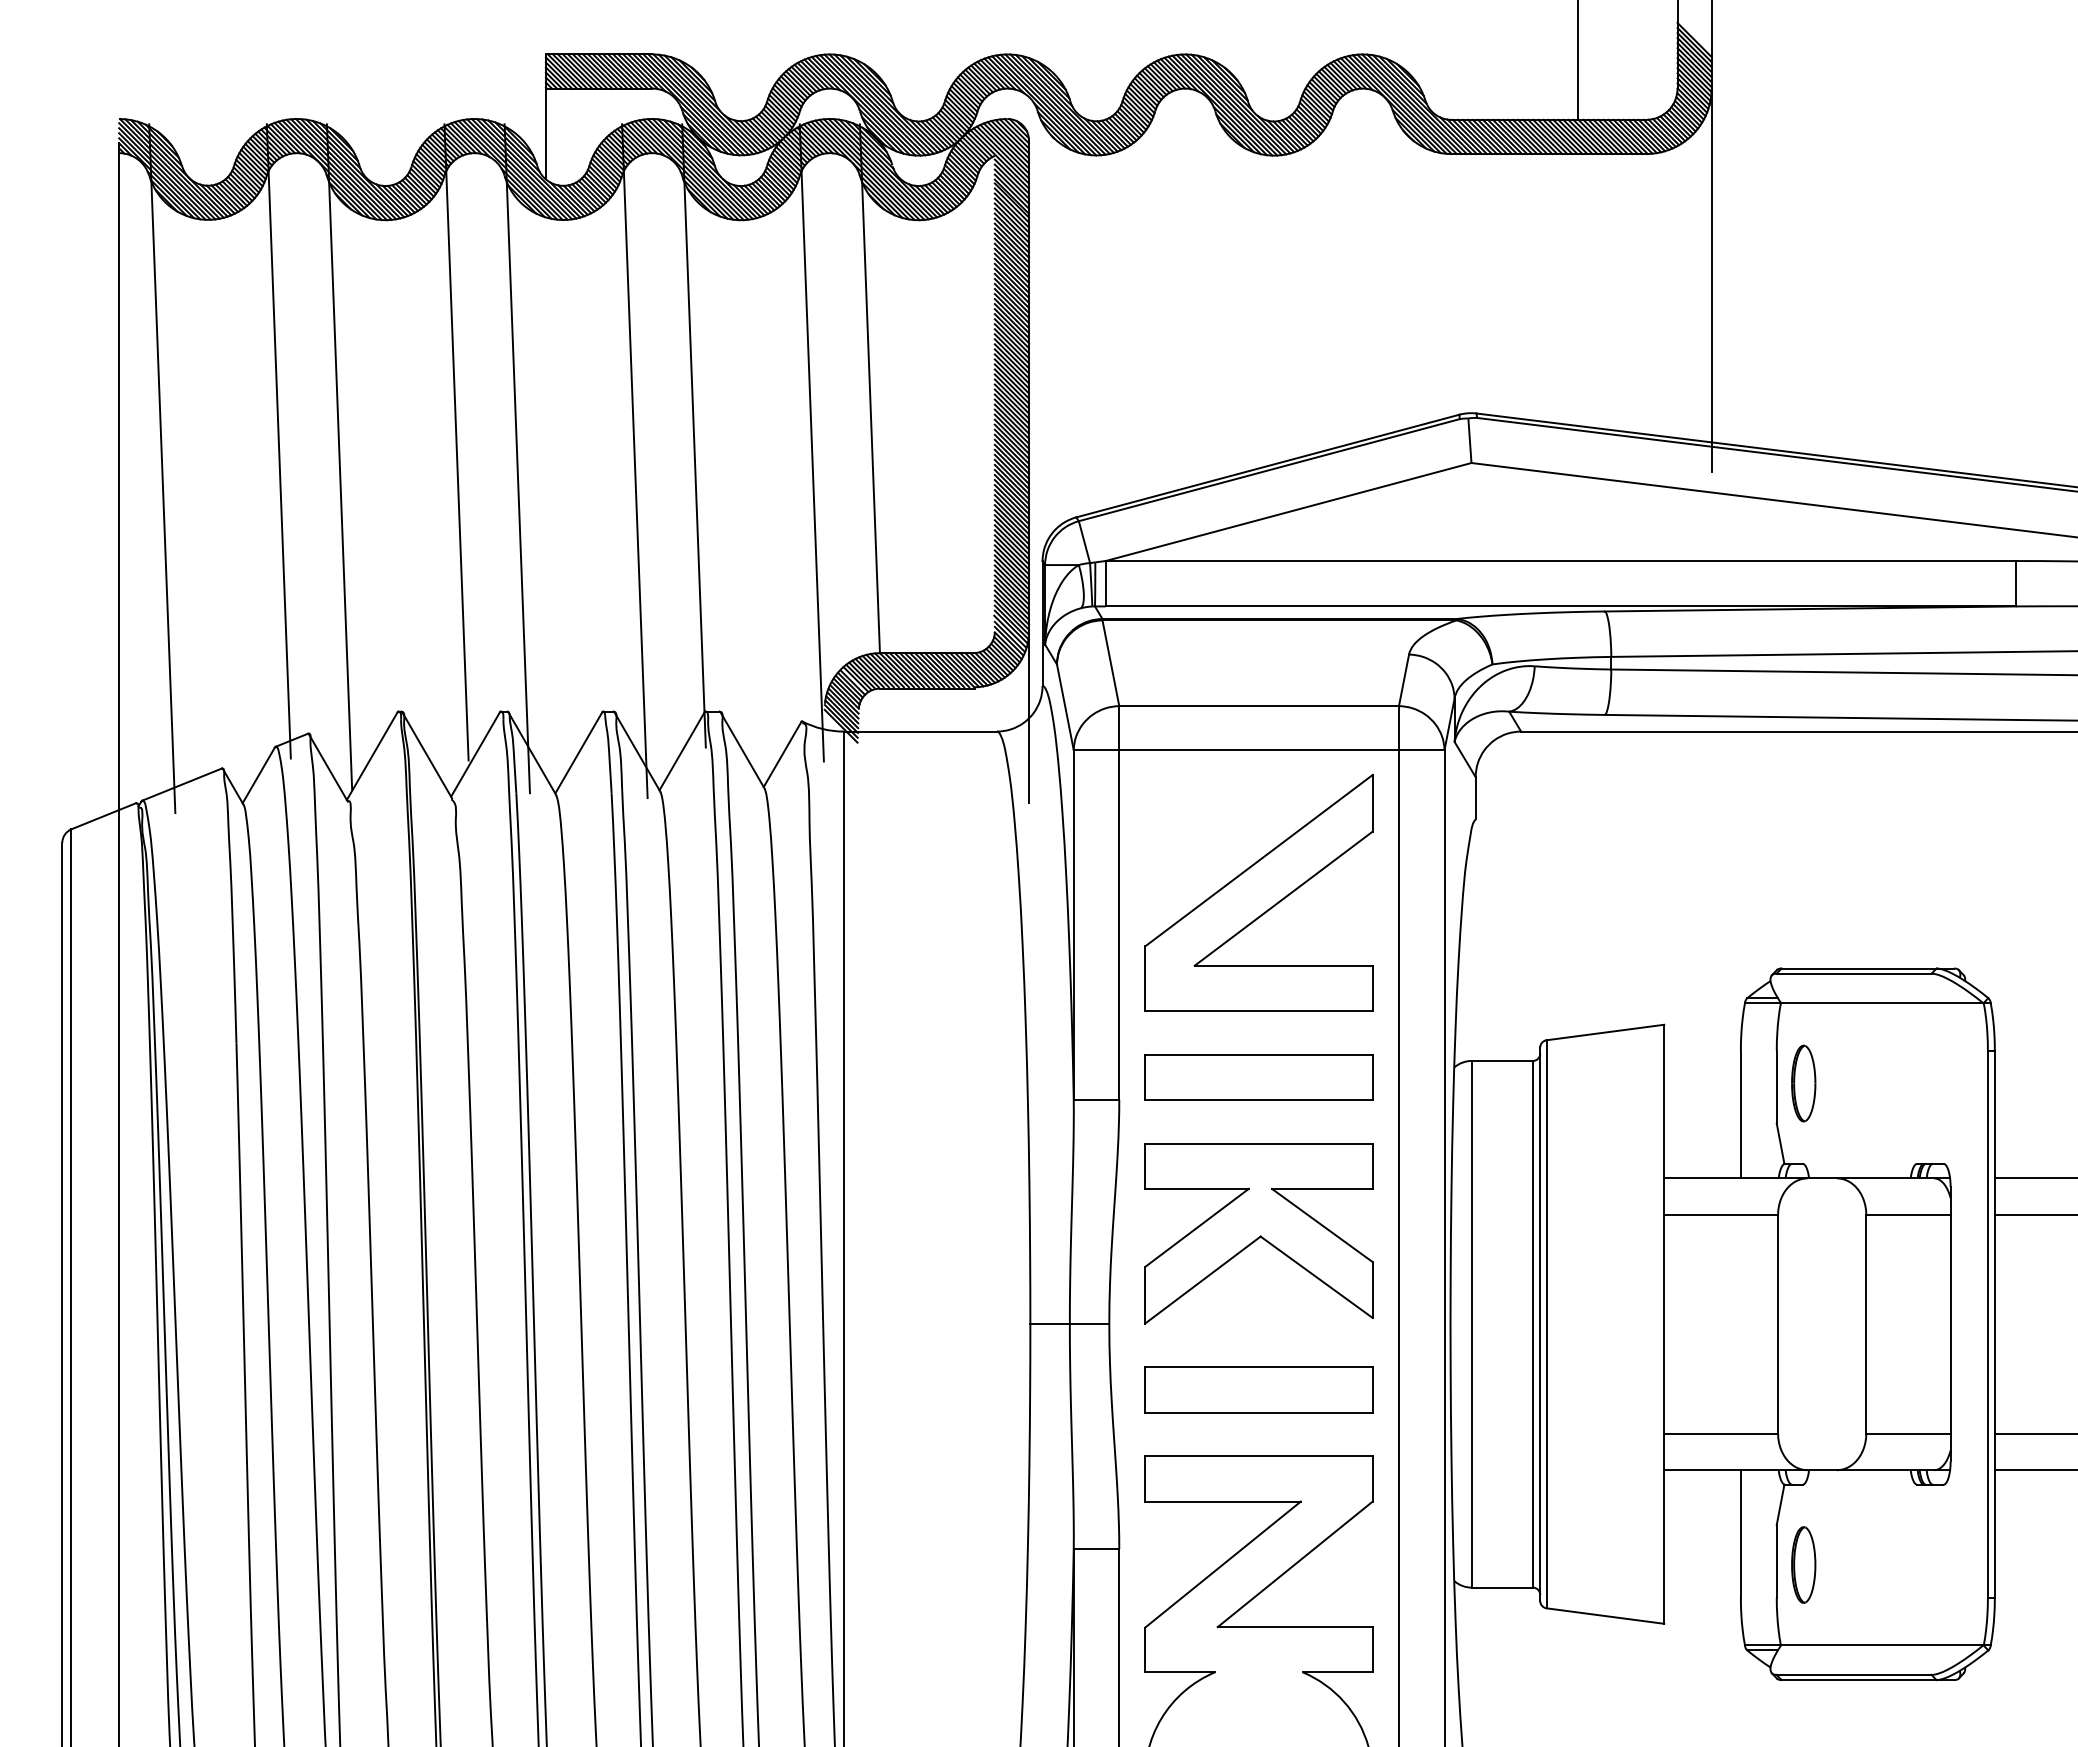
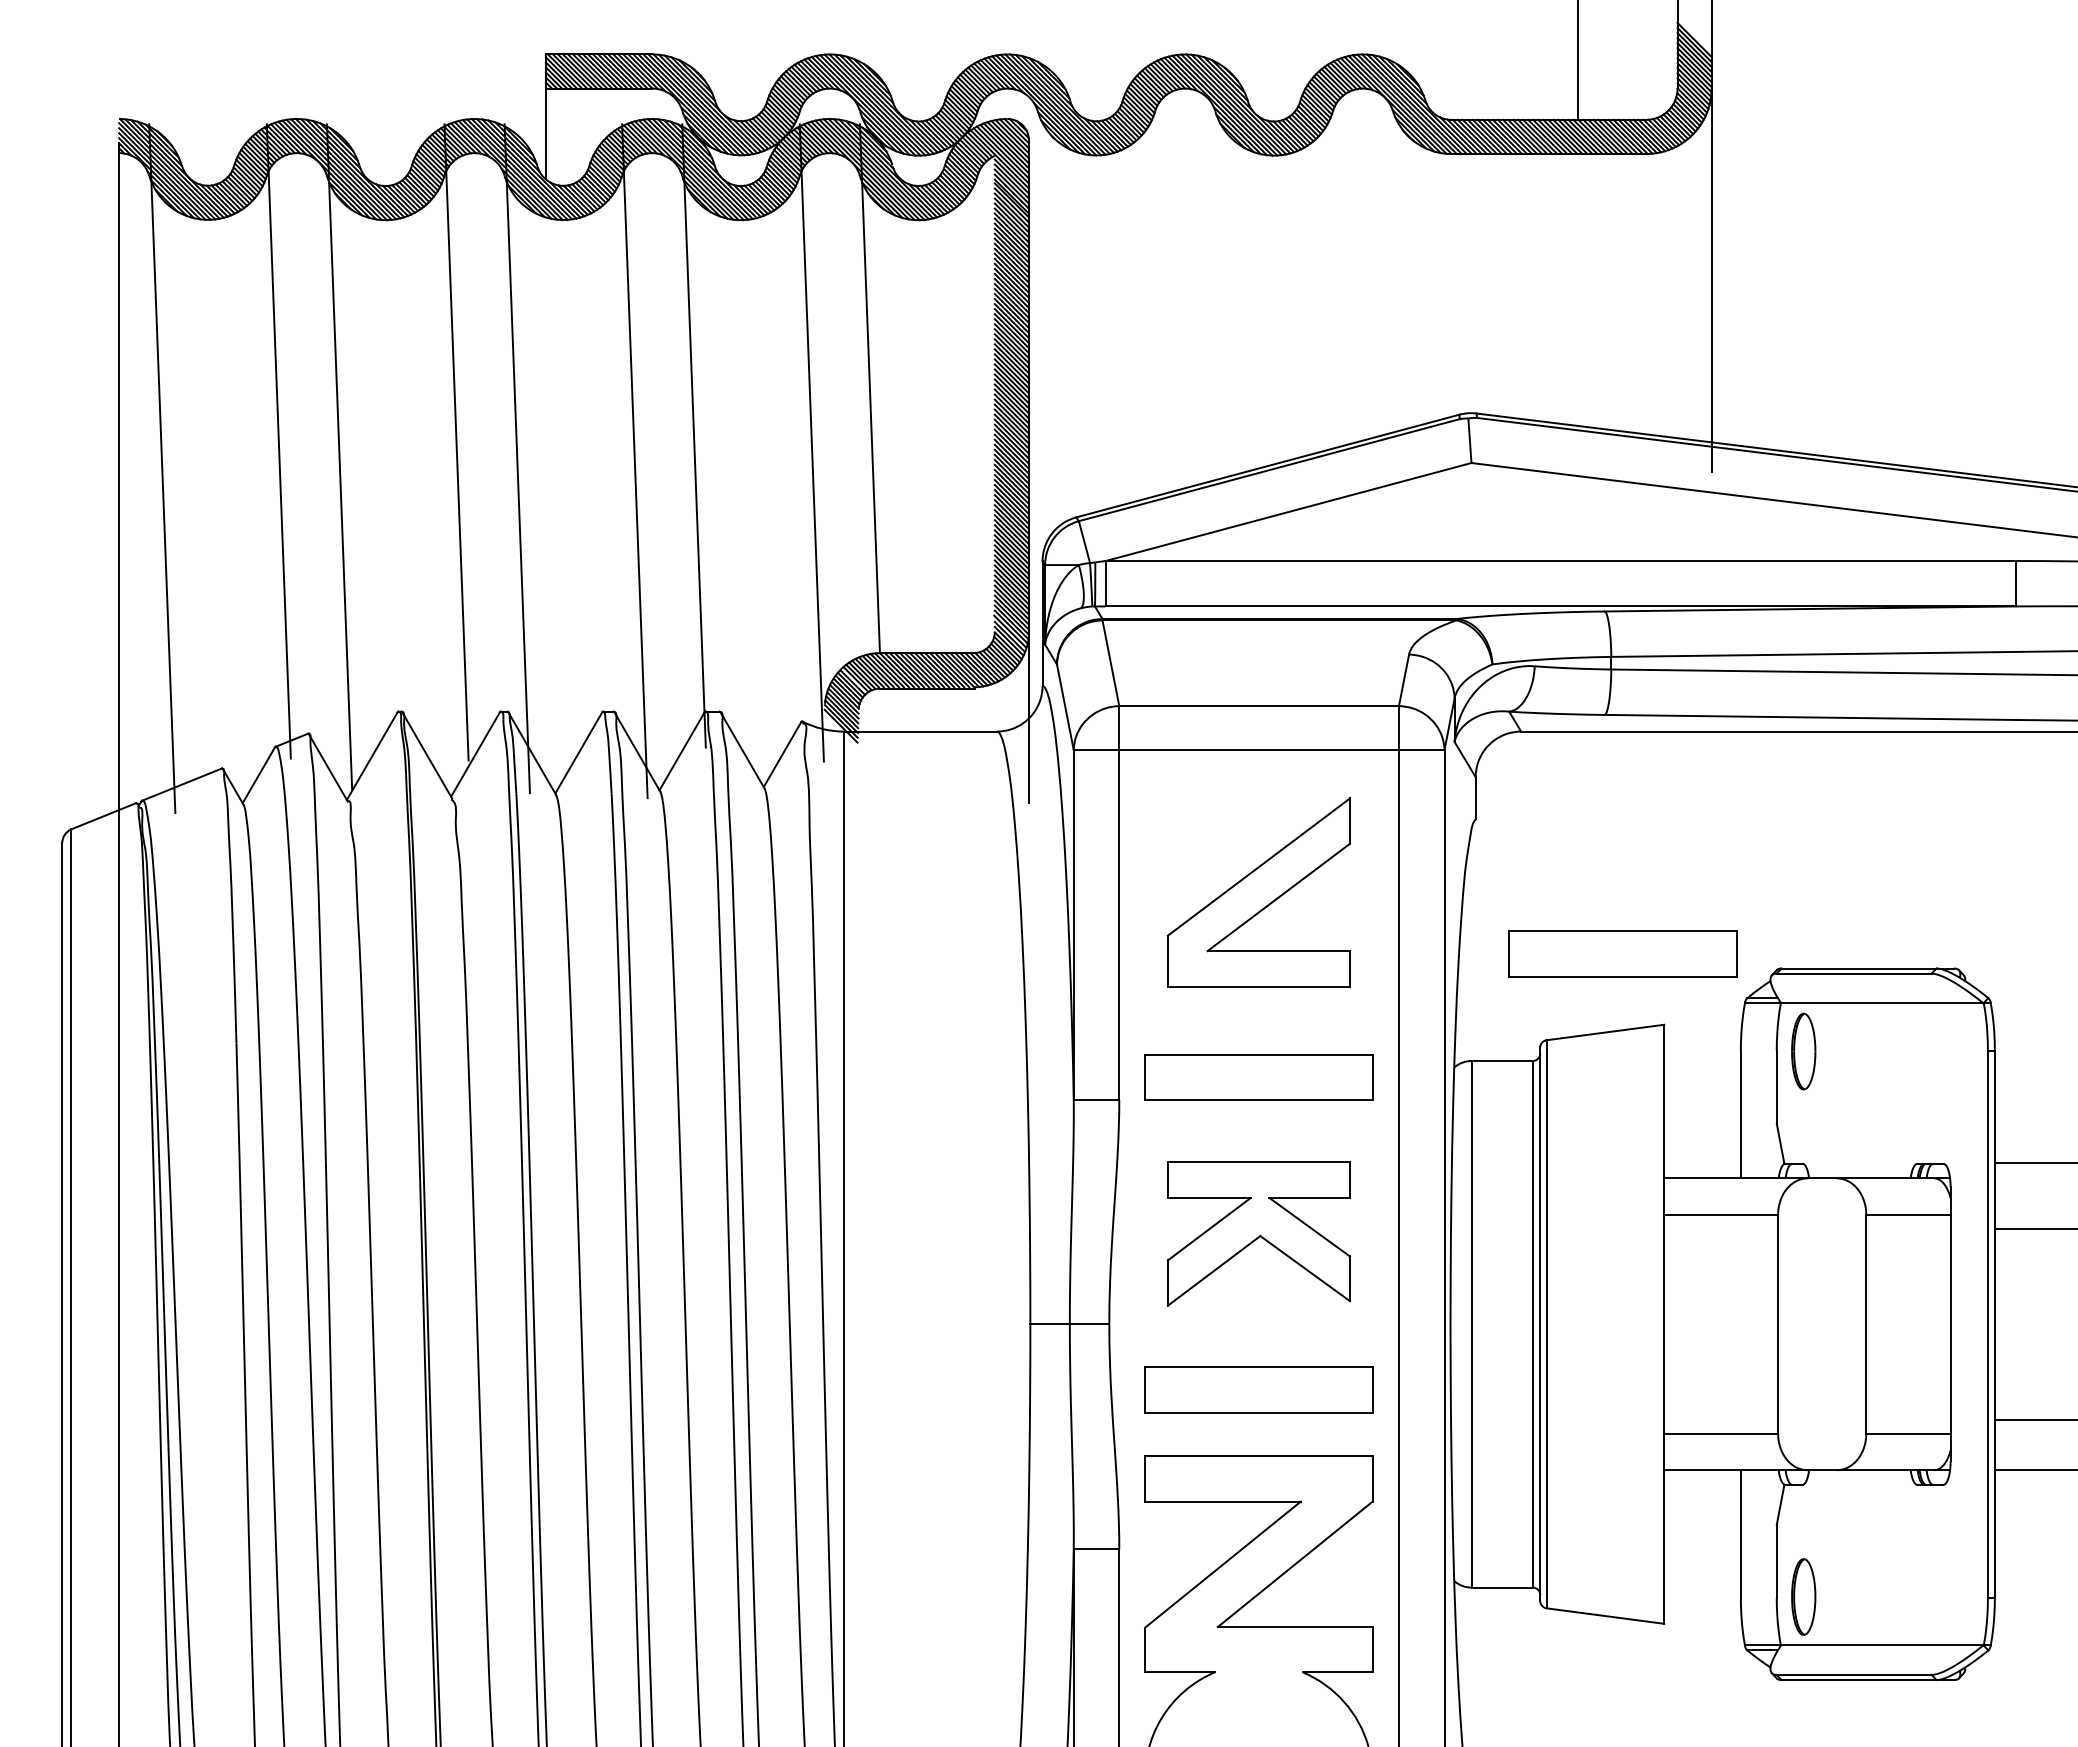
part size: 230x239 px -> 185x191 px (1258, 892)
part: none -> present (1622, 953)
part position: (1803, 1083) -> (1803, 1051) (1803, 1051)
line position: (2034, 1178) -> (2034, 1163) (2034, 1163)
line position: (2034, 1214) -> (2034, 1228) (2034, 1228)
part size: 230x182 px -> 185x146 px (1258, 1233)
line position: (2034, 1433) -> (2034, 1419) (2034, 1419)
part position: (1803, 1564) -> (1803, 1596) (1803, 1596)
